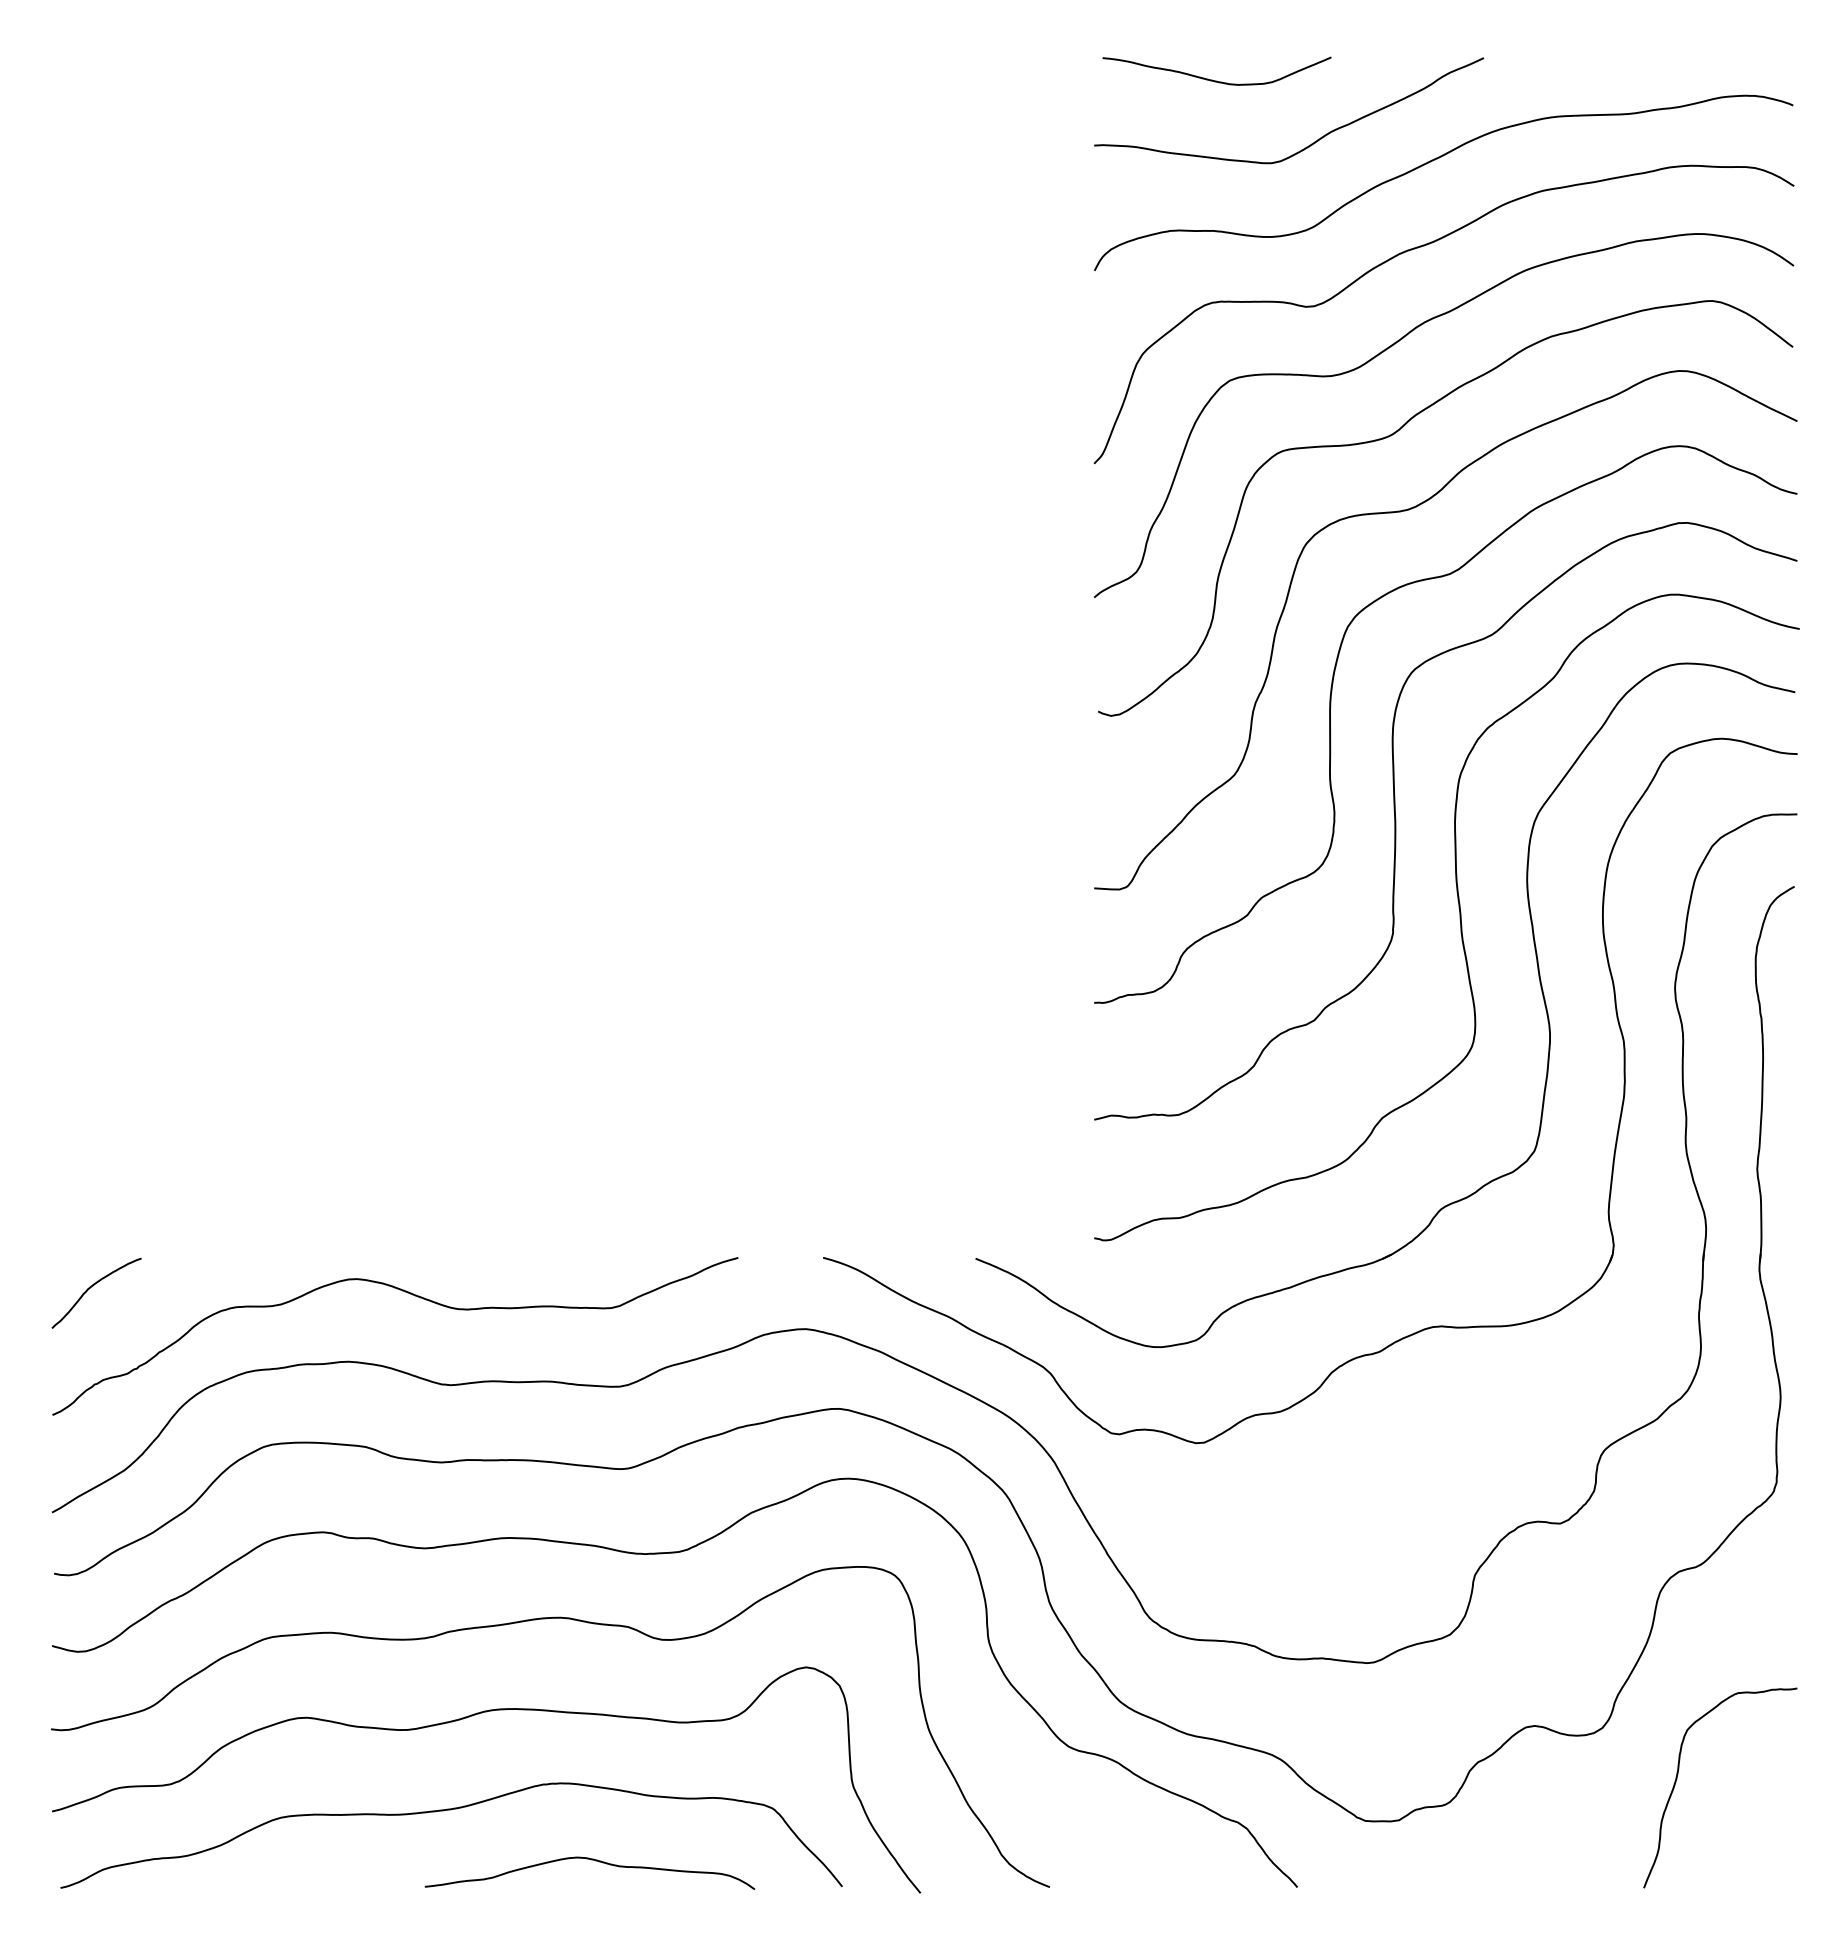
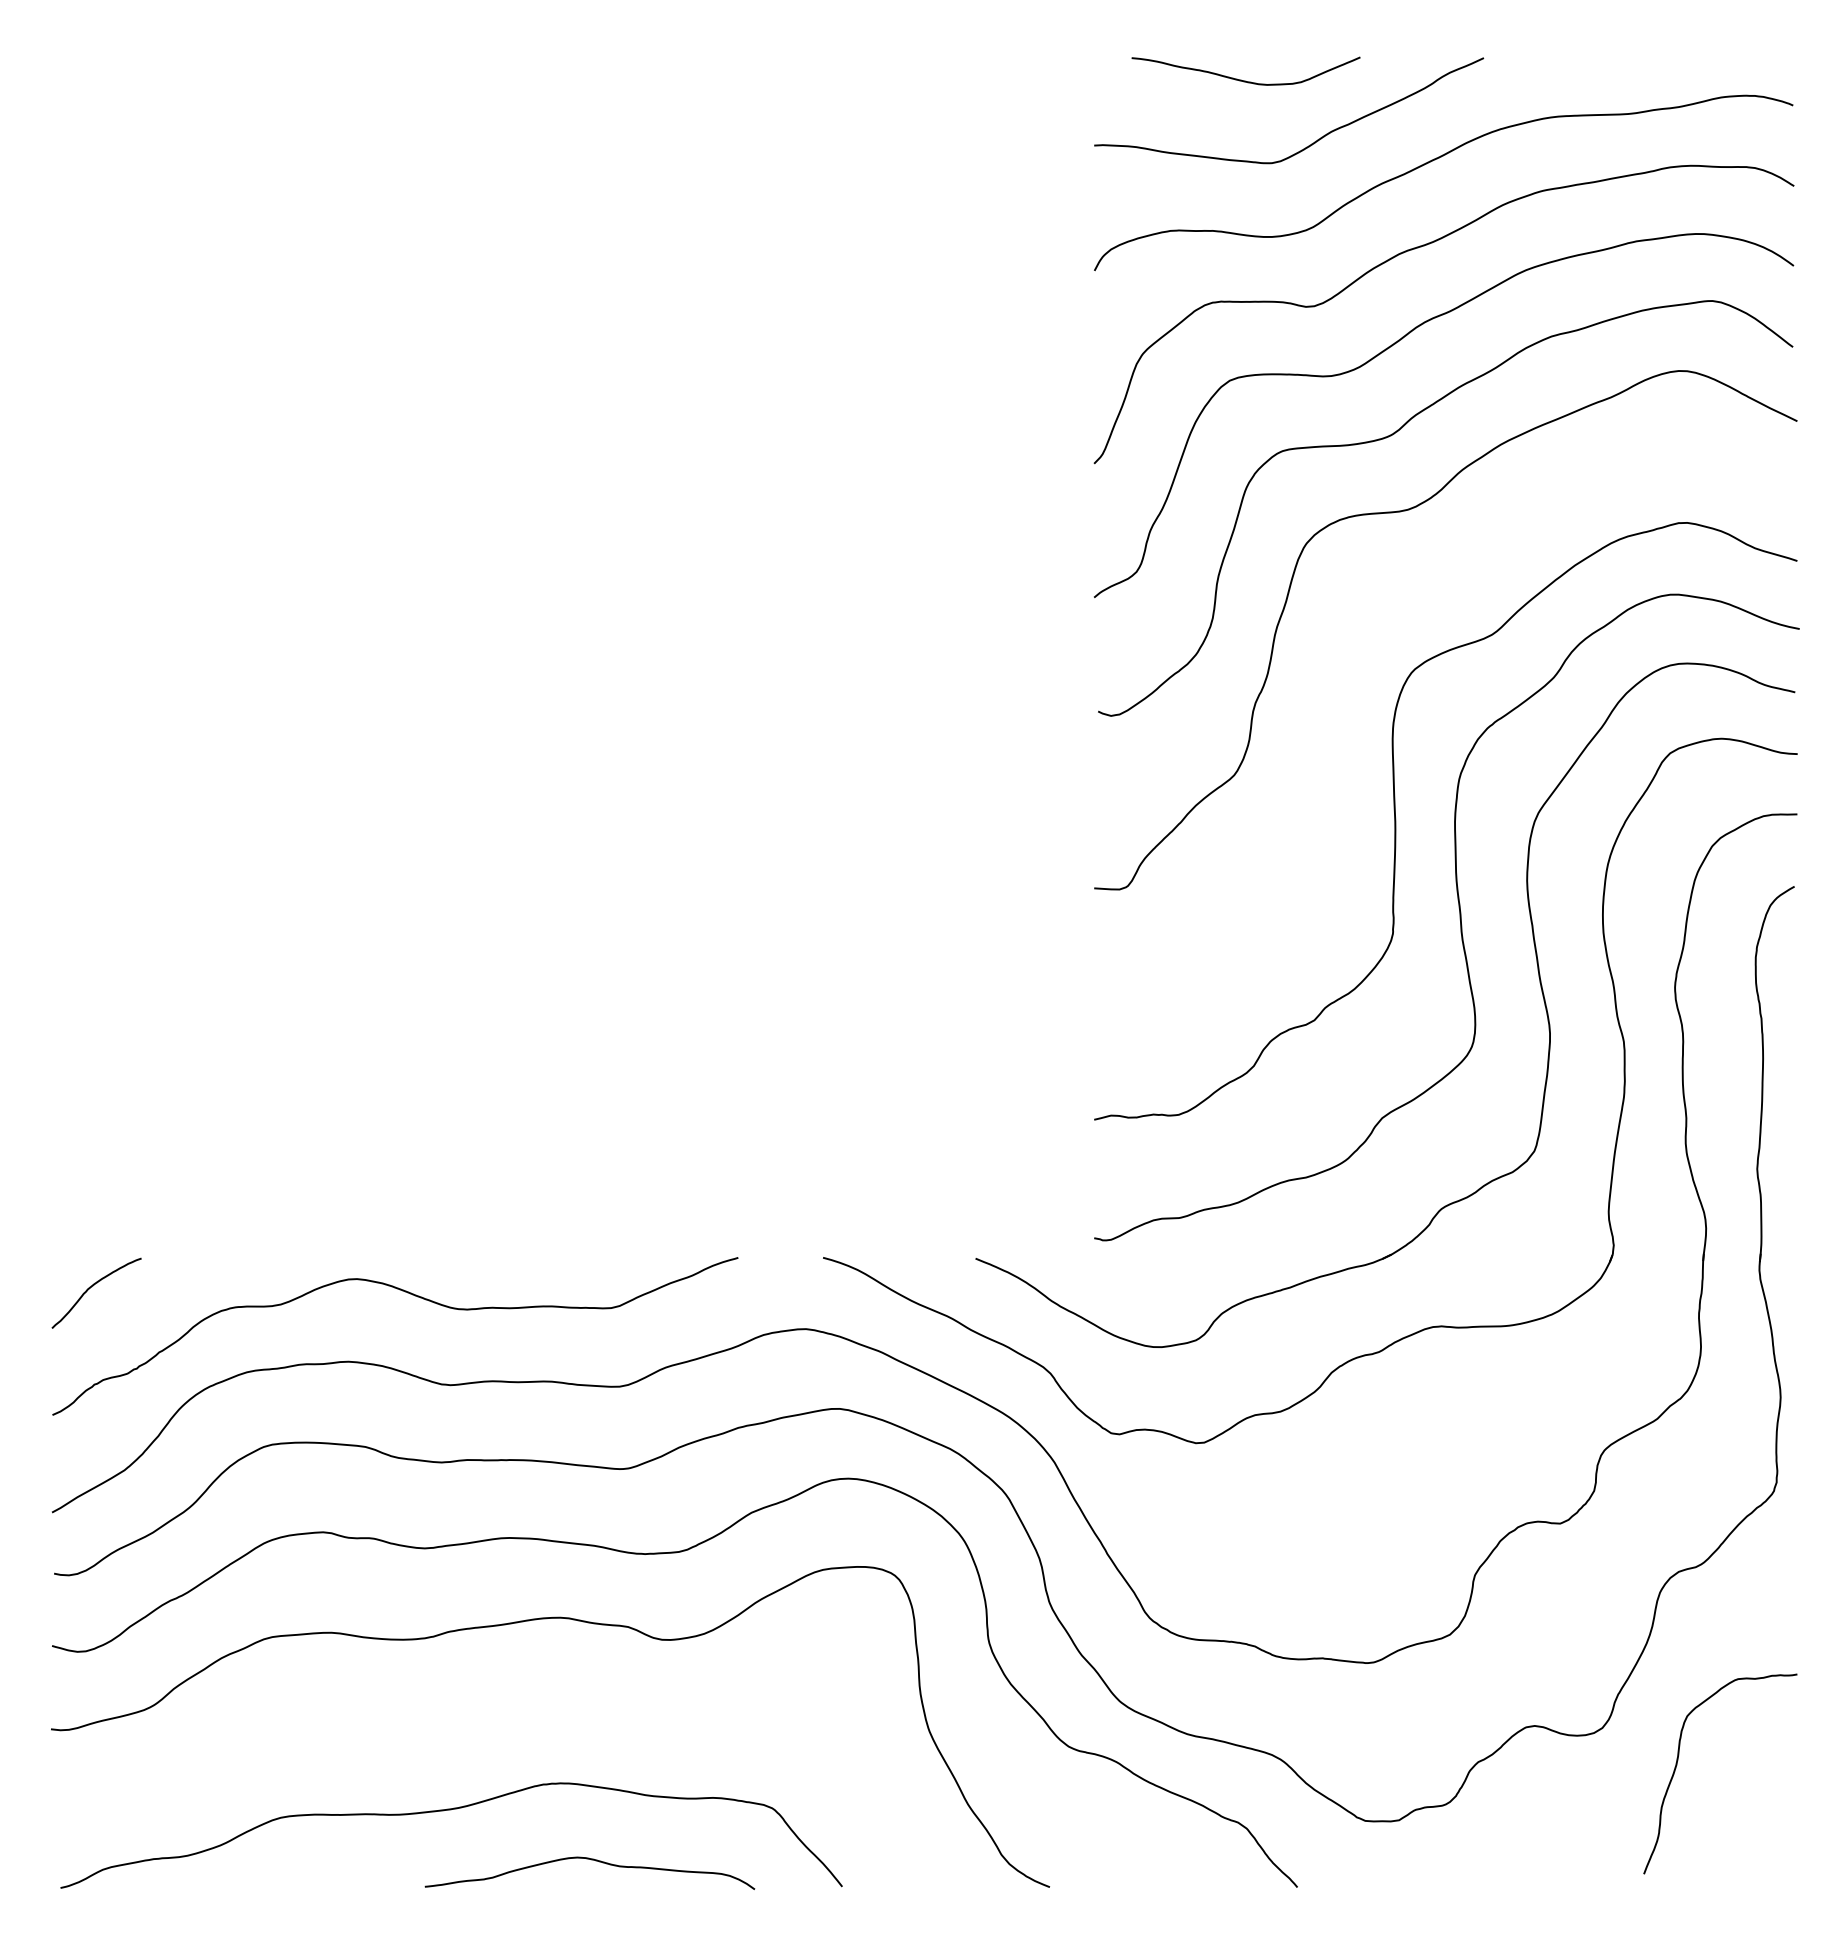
curve position: (1212, 79) -> (1241, 79) (1241, 79)
curve: present -> none (1330, 724)
curve: present -> none (466, 1718)
curve position: (1677, 1779) -> (1677, 1765) (1677, 1765)
